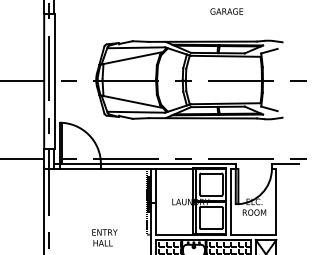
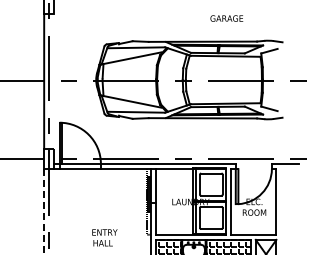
text position: (226, 11) -> (226, 18) (226, 18)
line: present -> none (54, 81)
line: solid -> dashed (44, 211)
